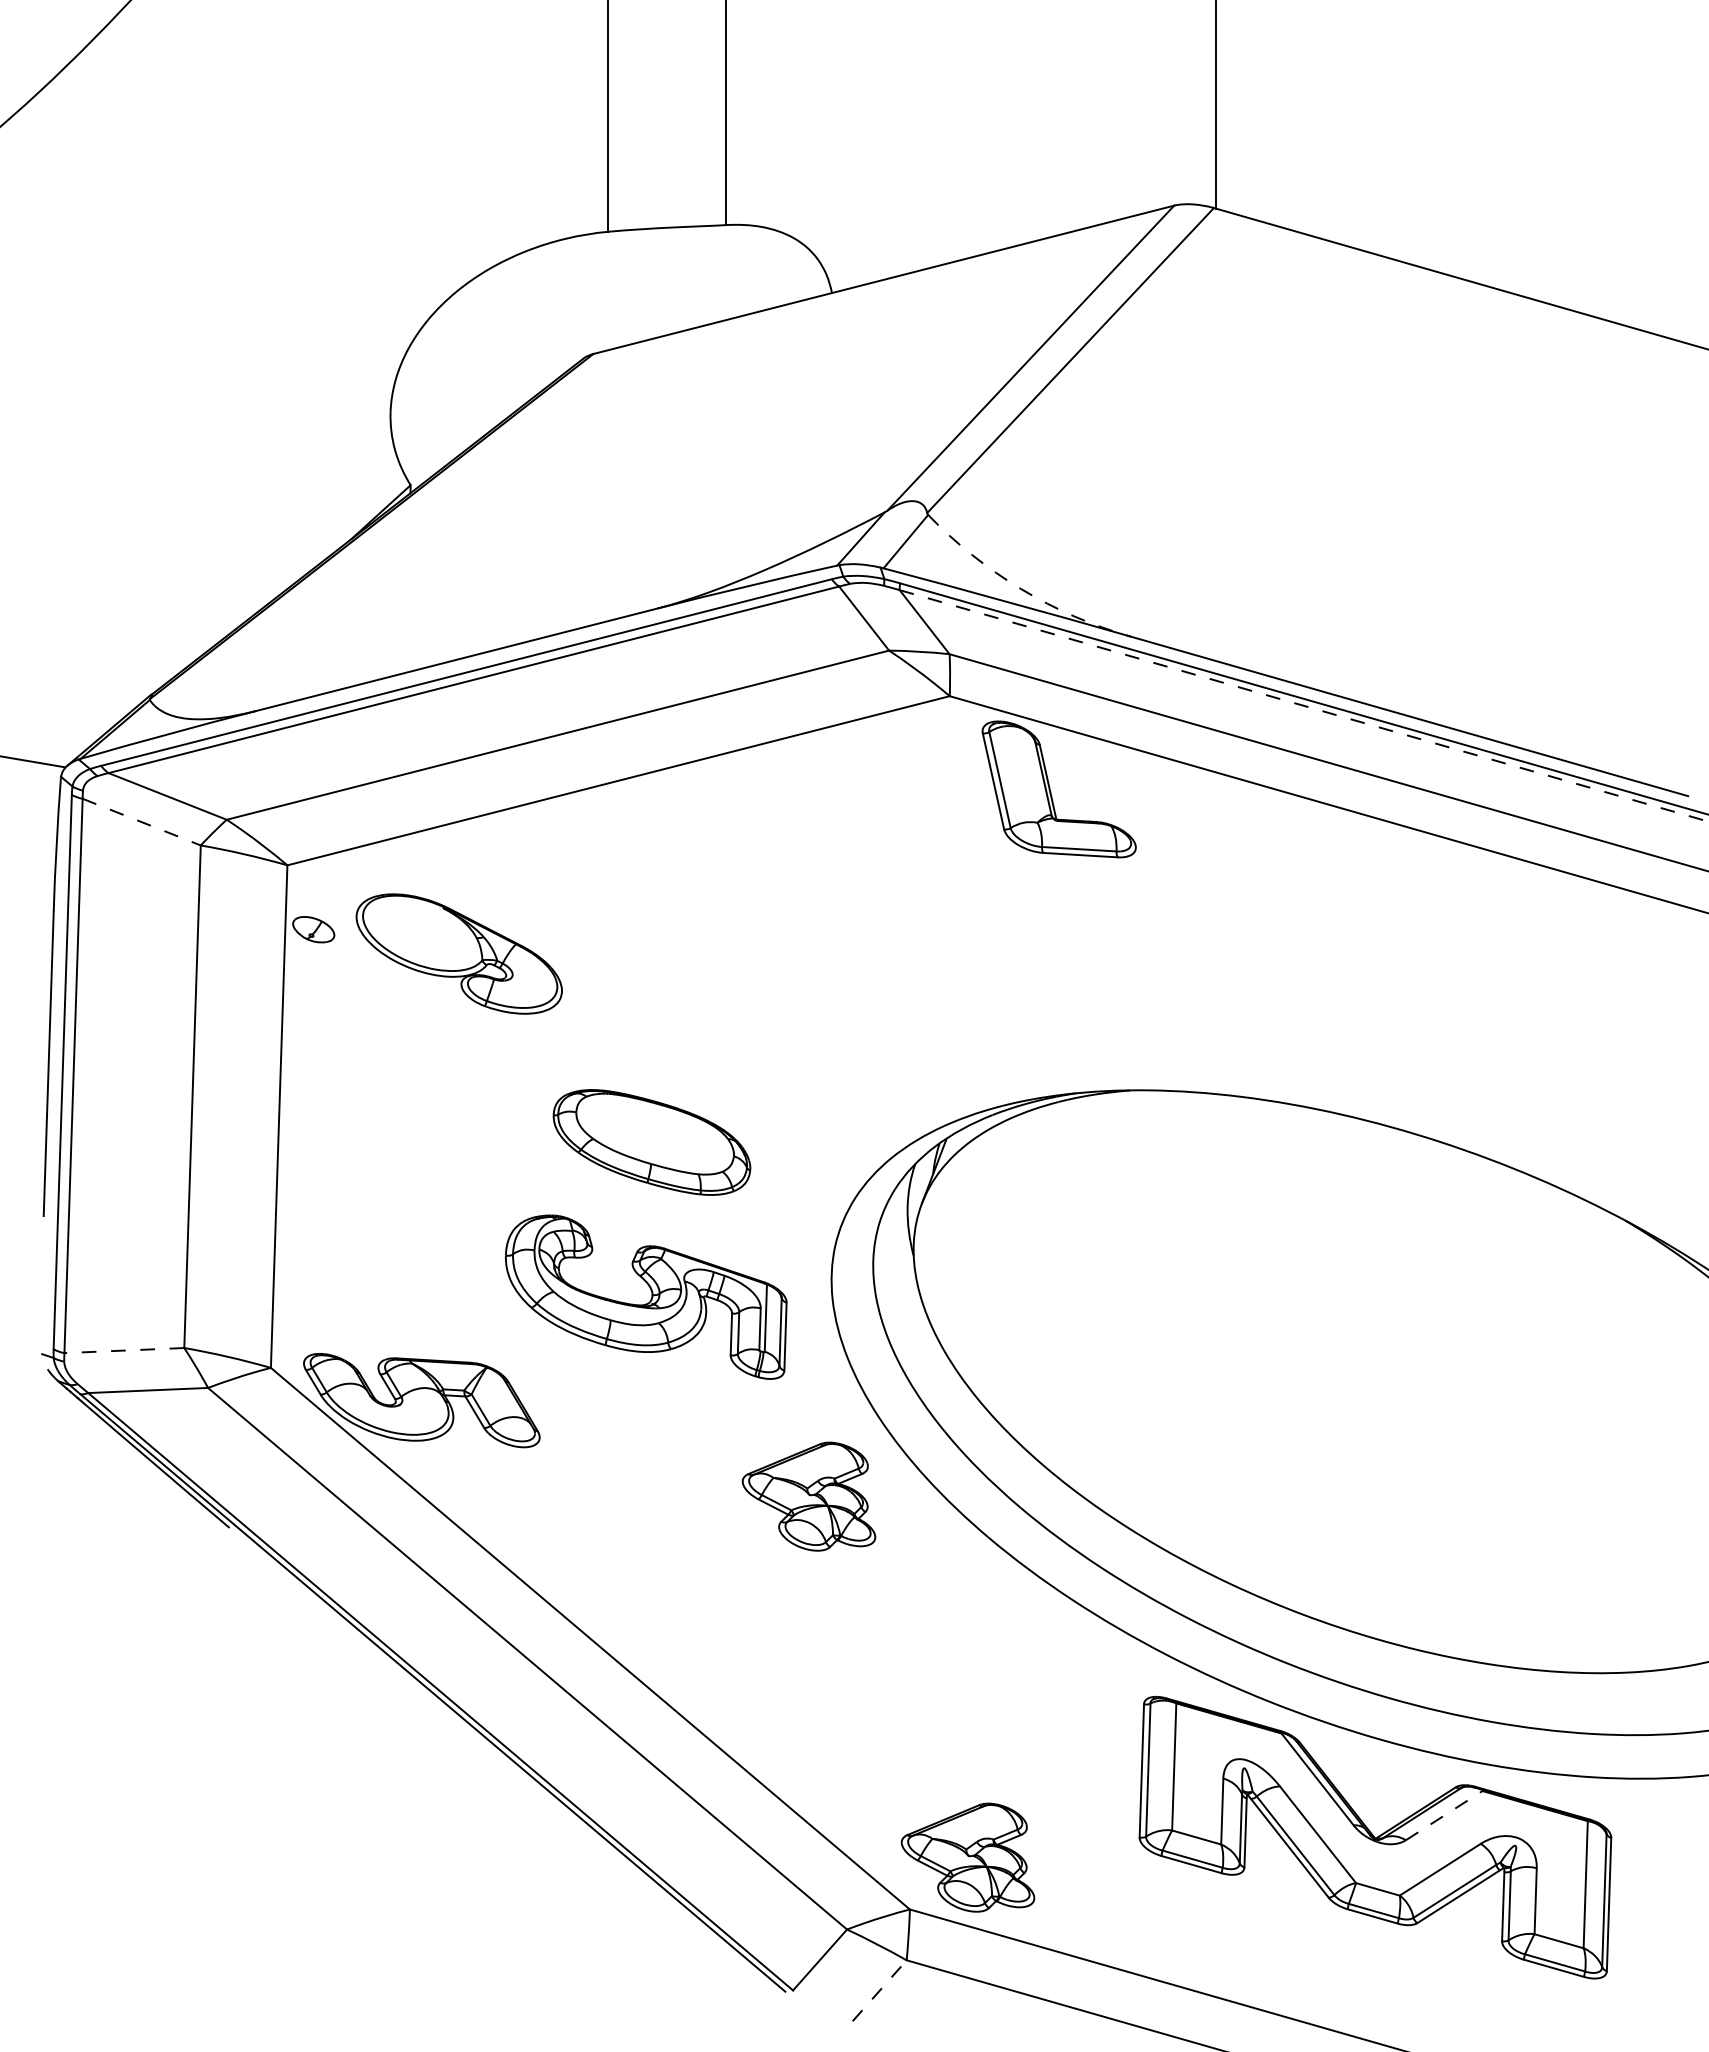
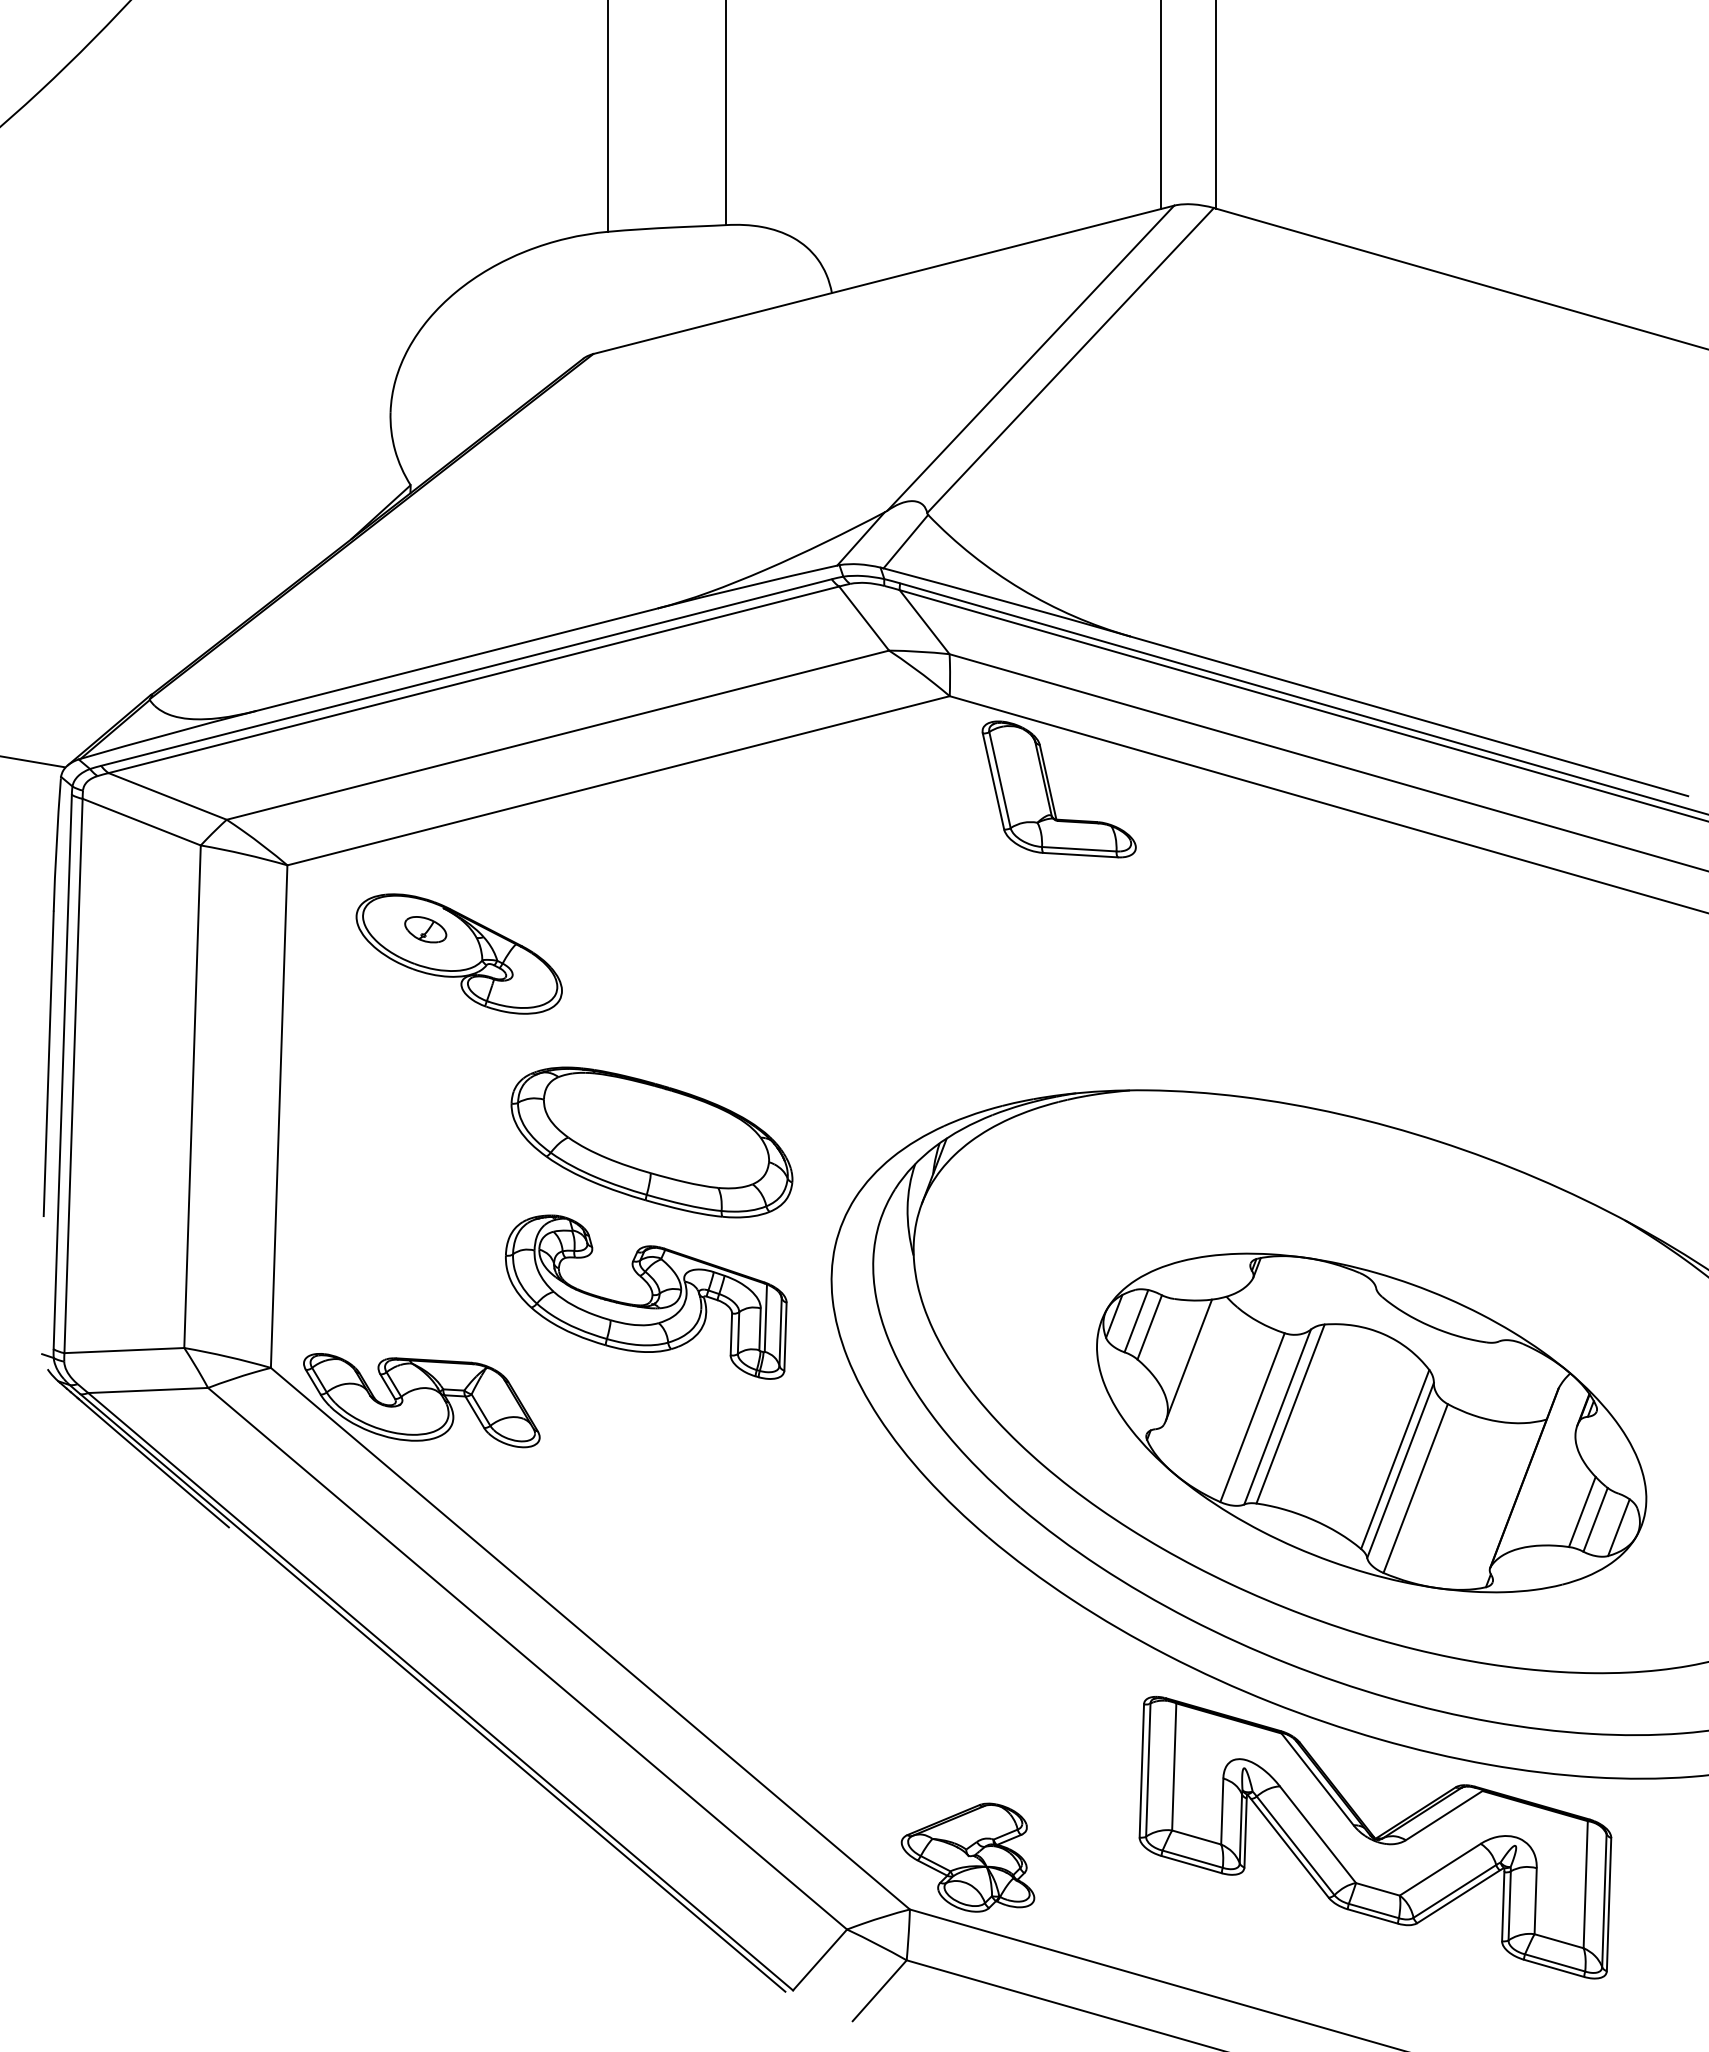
line: none -> present (1160, 105)
arc: dashed -> solid (1021, 589)
line: dashed -> solid (1304, 705)
line: dashed -> solid (141, 822)
part position: (313, 929) -> (425, 929) (425, 929)
part size: 200x107 px -> 284x153 px (651, 1142)
line: dashed -> solid (124, 1350)
part: none -> present (1371, 1422)
part: present -> none (808, 1496)
line: dashed -> solid (1444, 1815)
line: dashed -> solid (879, 1990)
